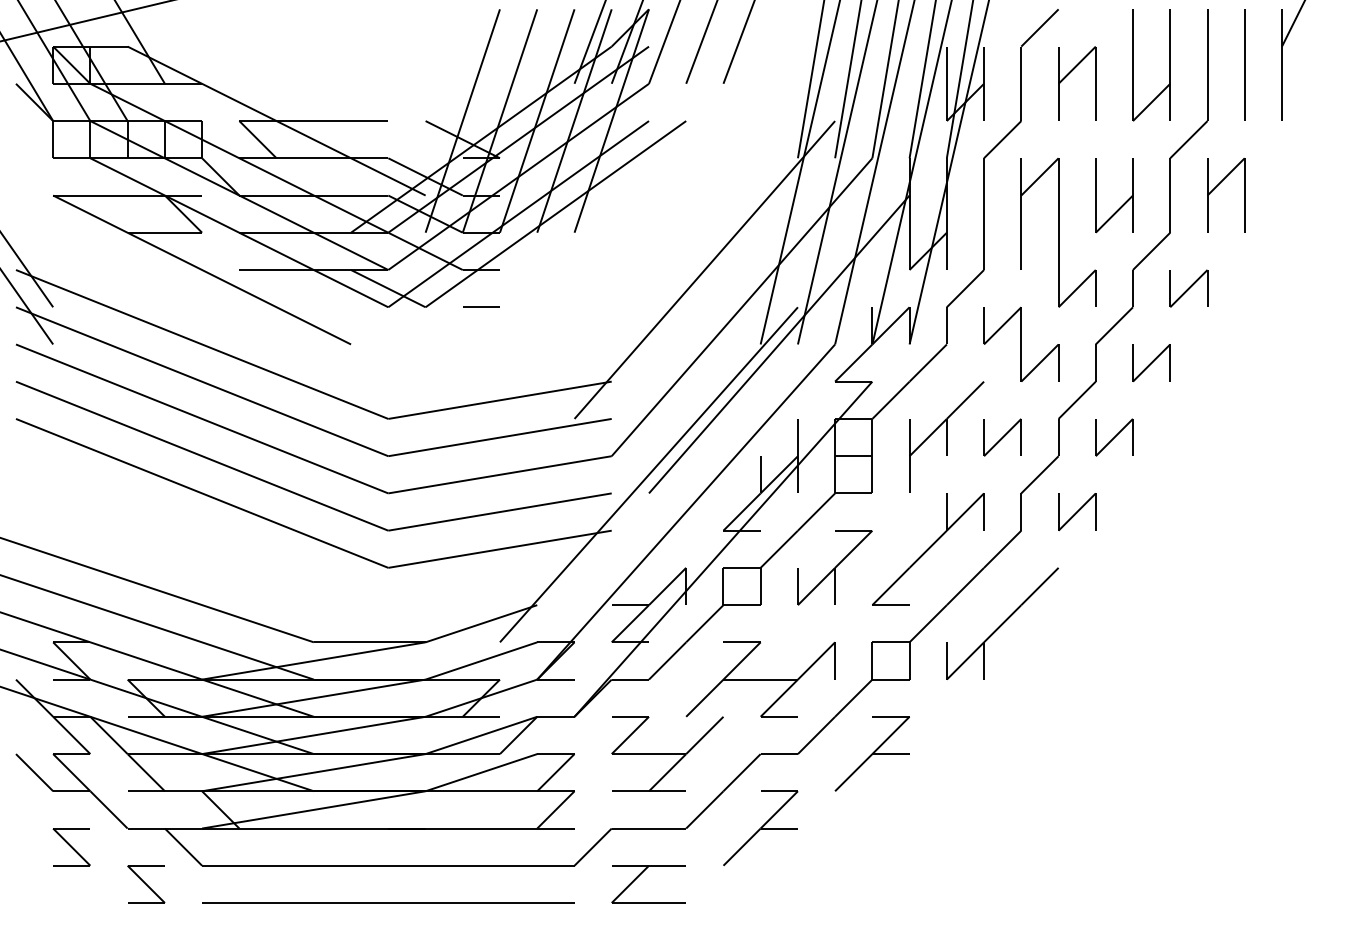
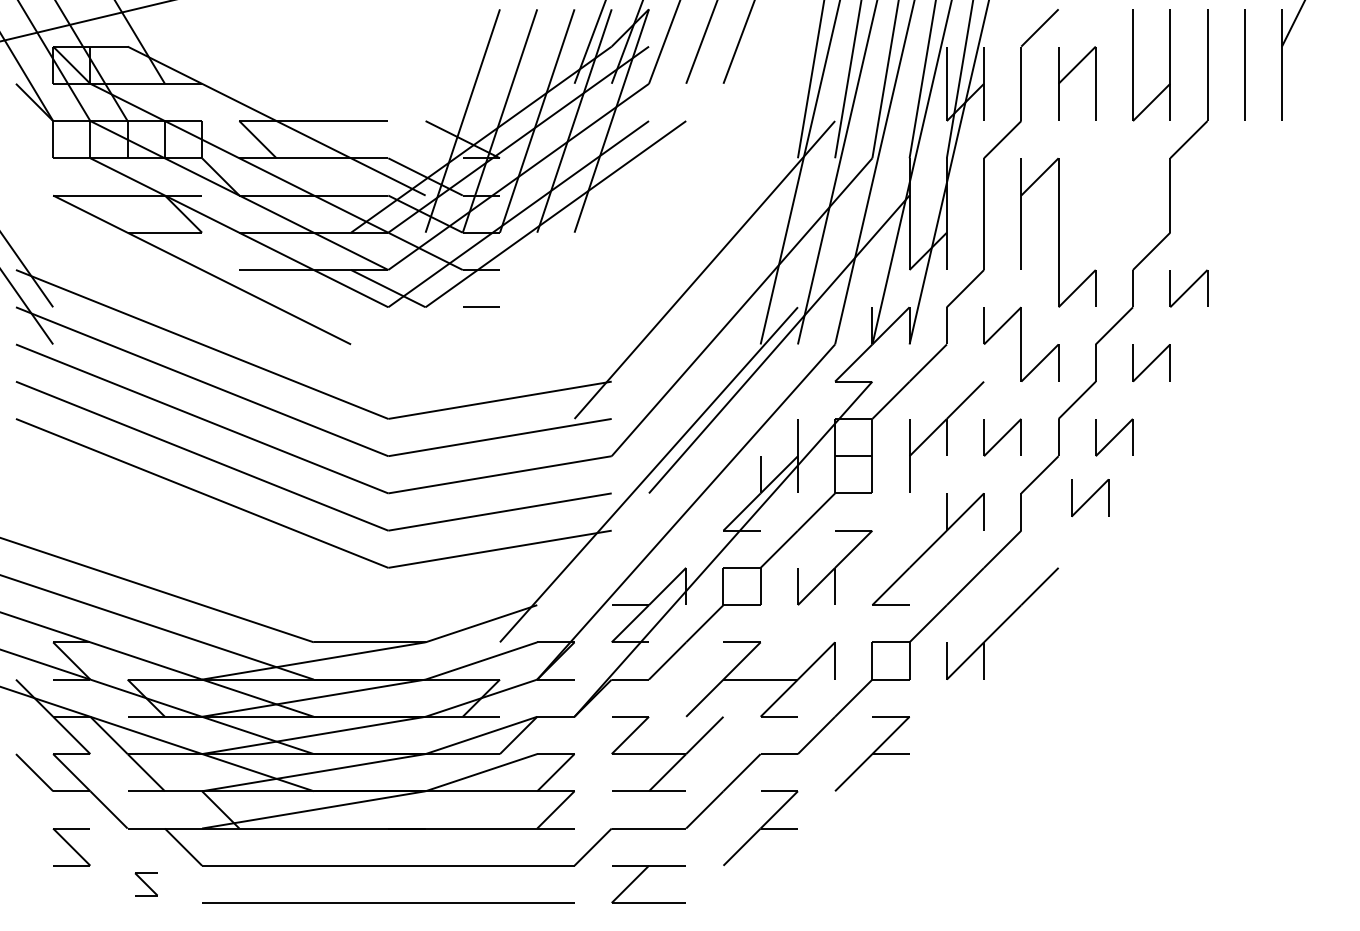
part: present -> none (1217, 186)
part: present -> none (1123, 203)
part position: (1077, 512) -> (1090, 498) (1090, 498)
part size: 39x39 px -> 24x25 px (145, 884)
